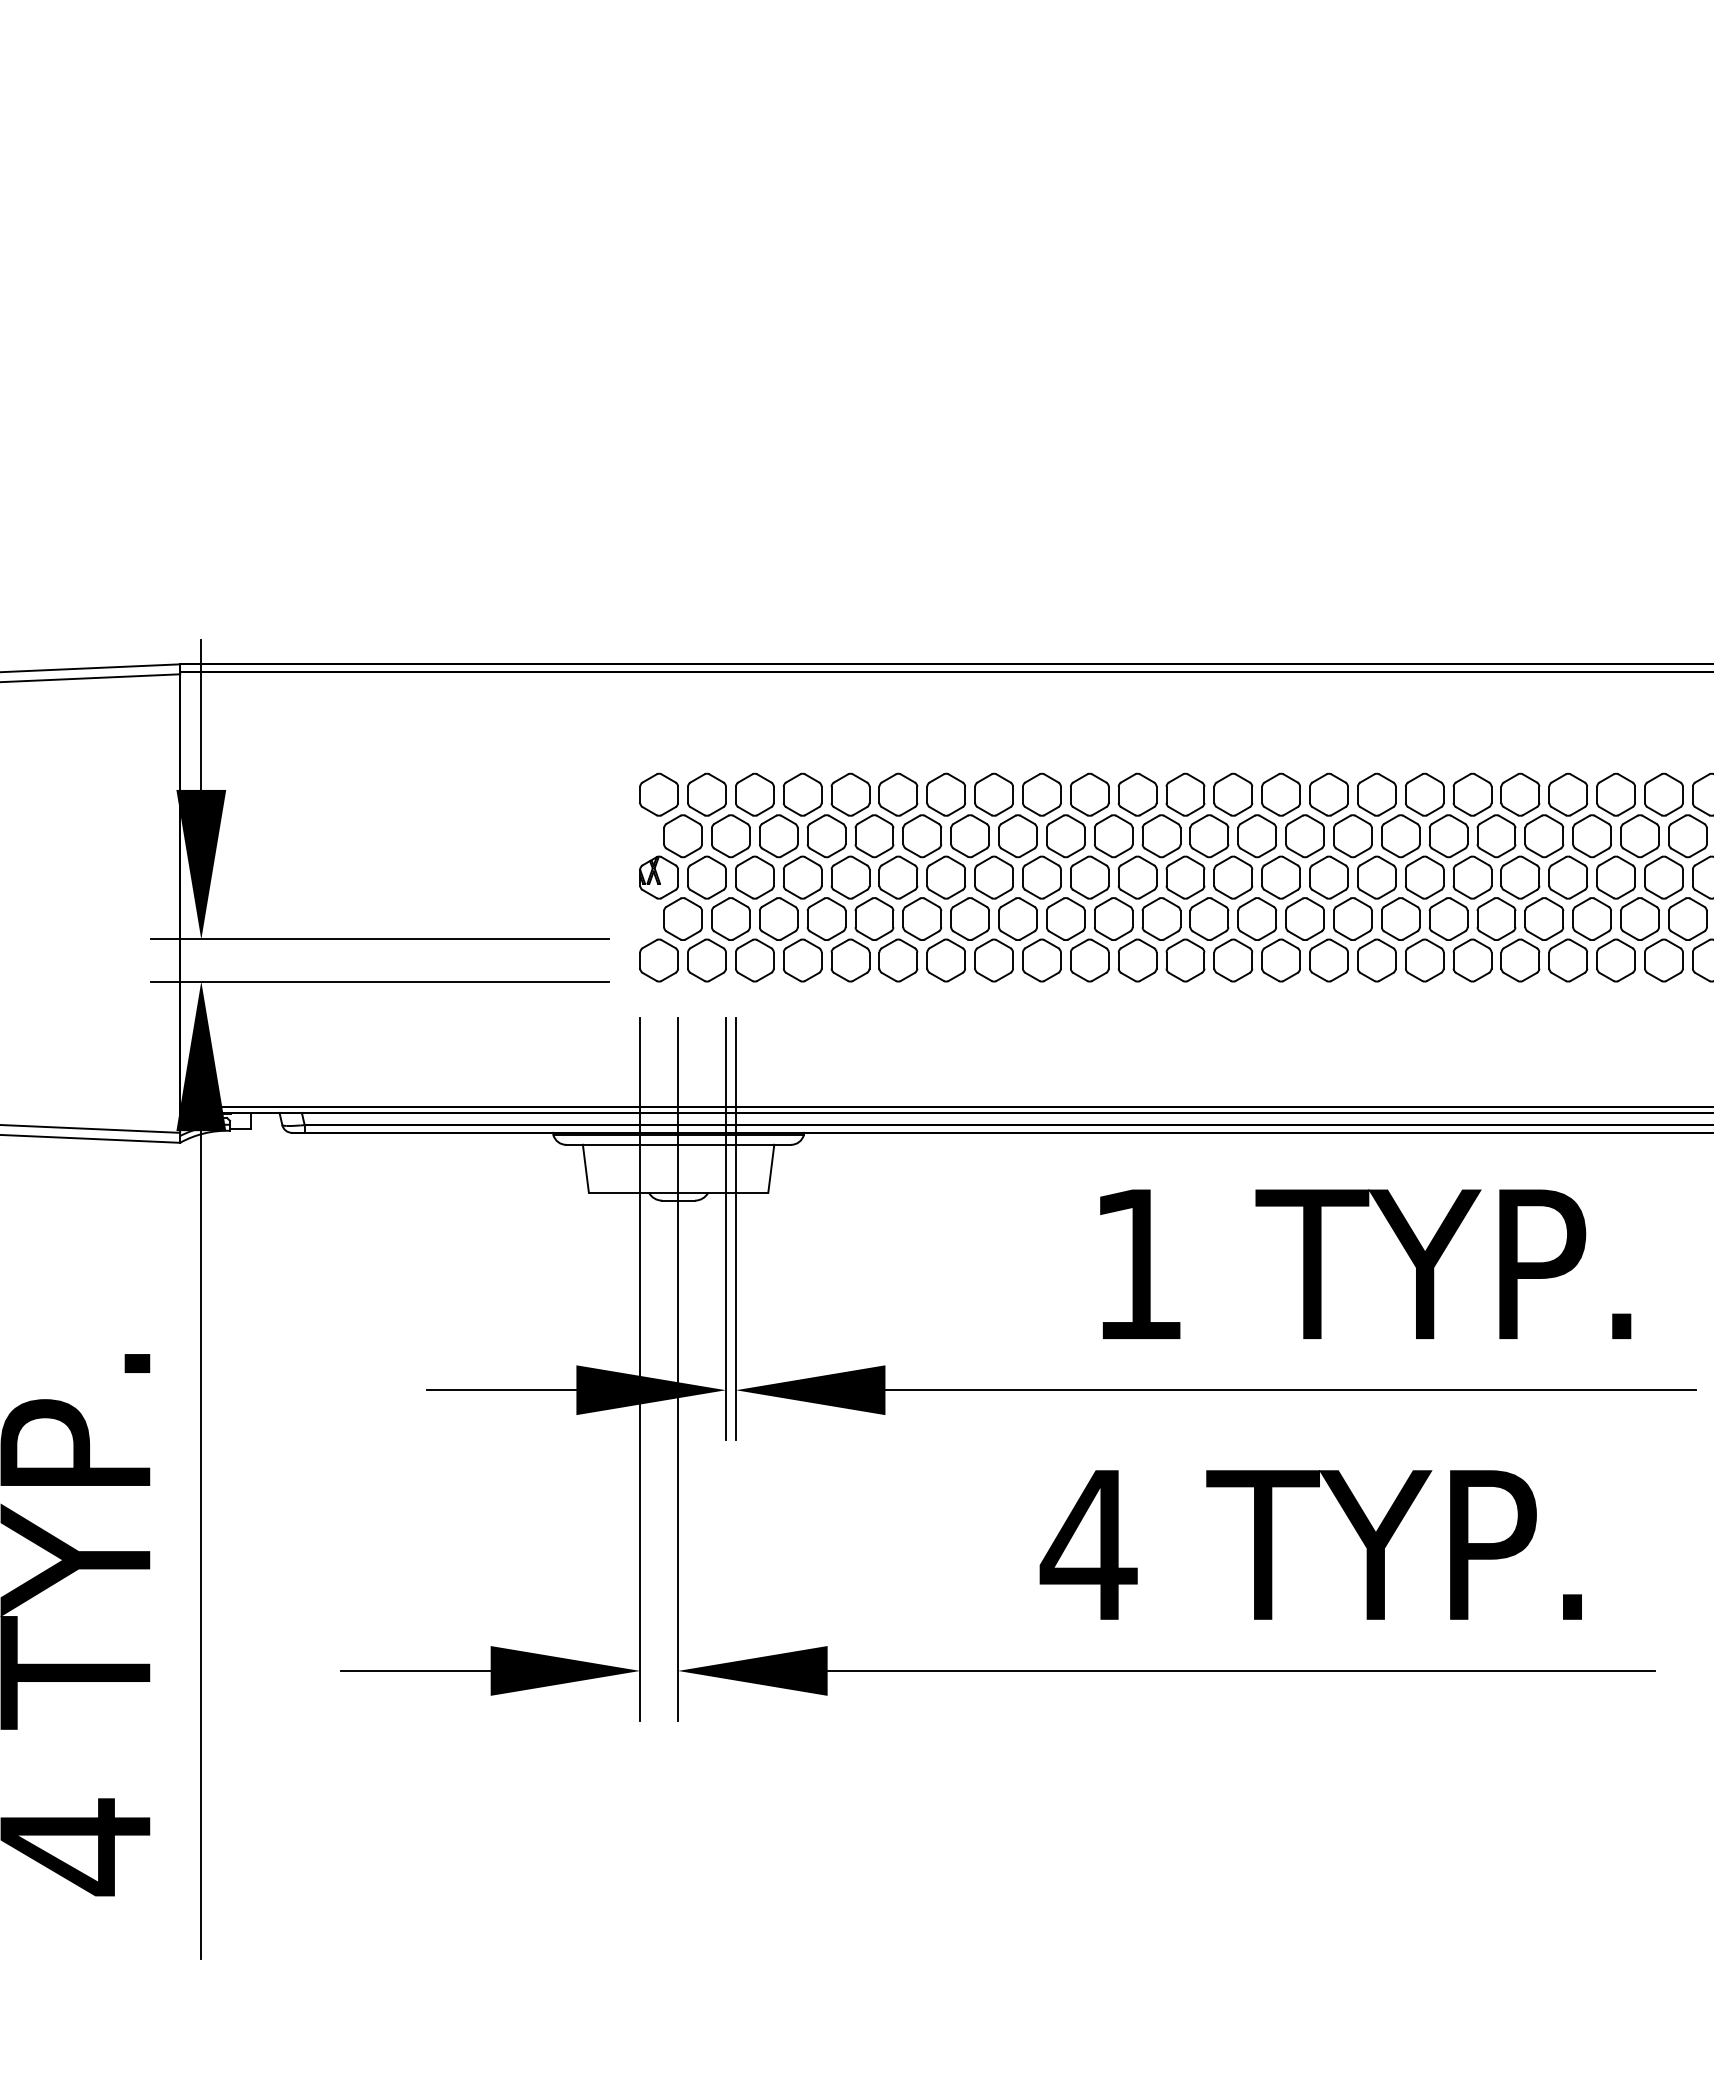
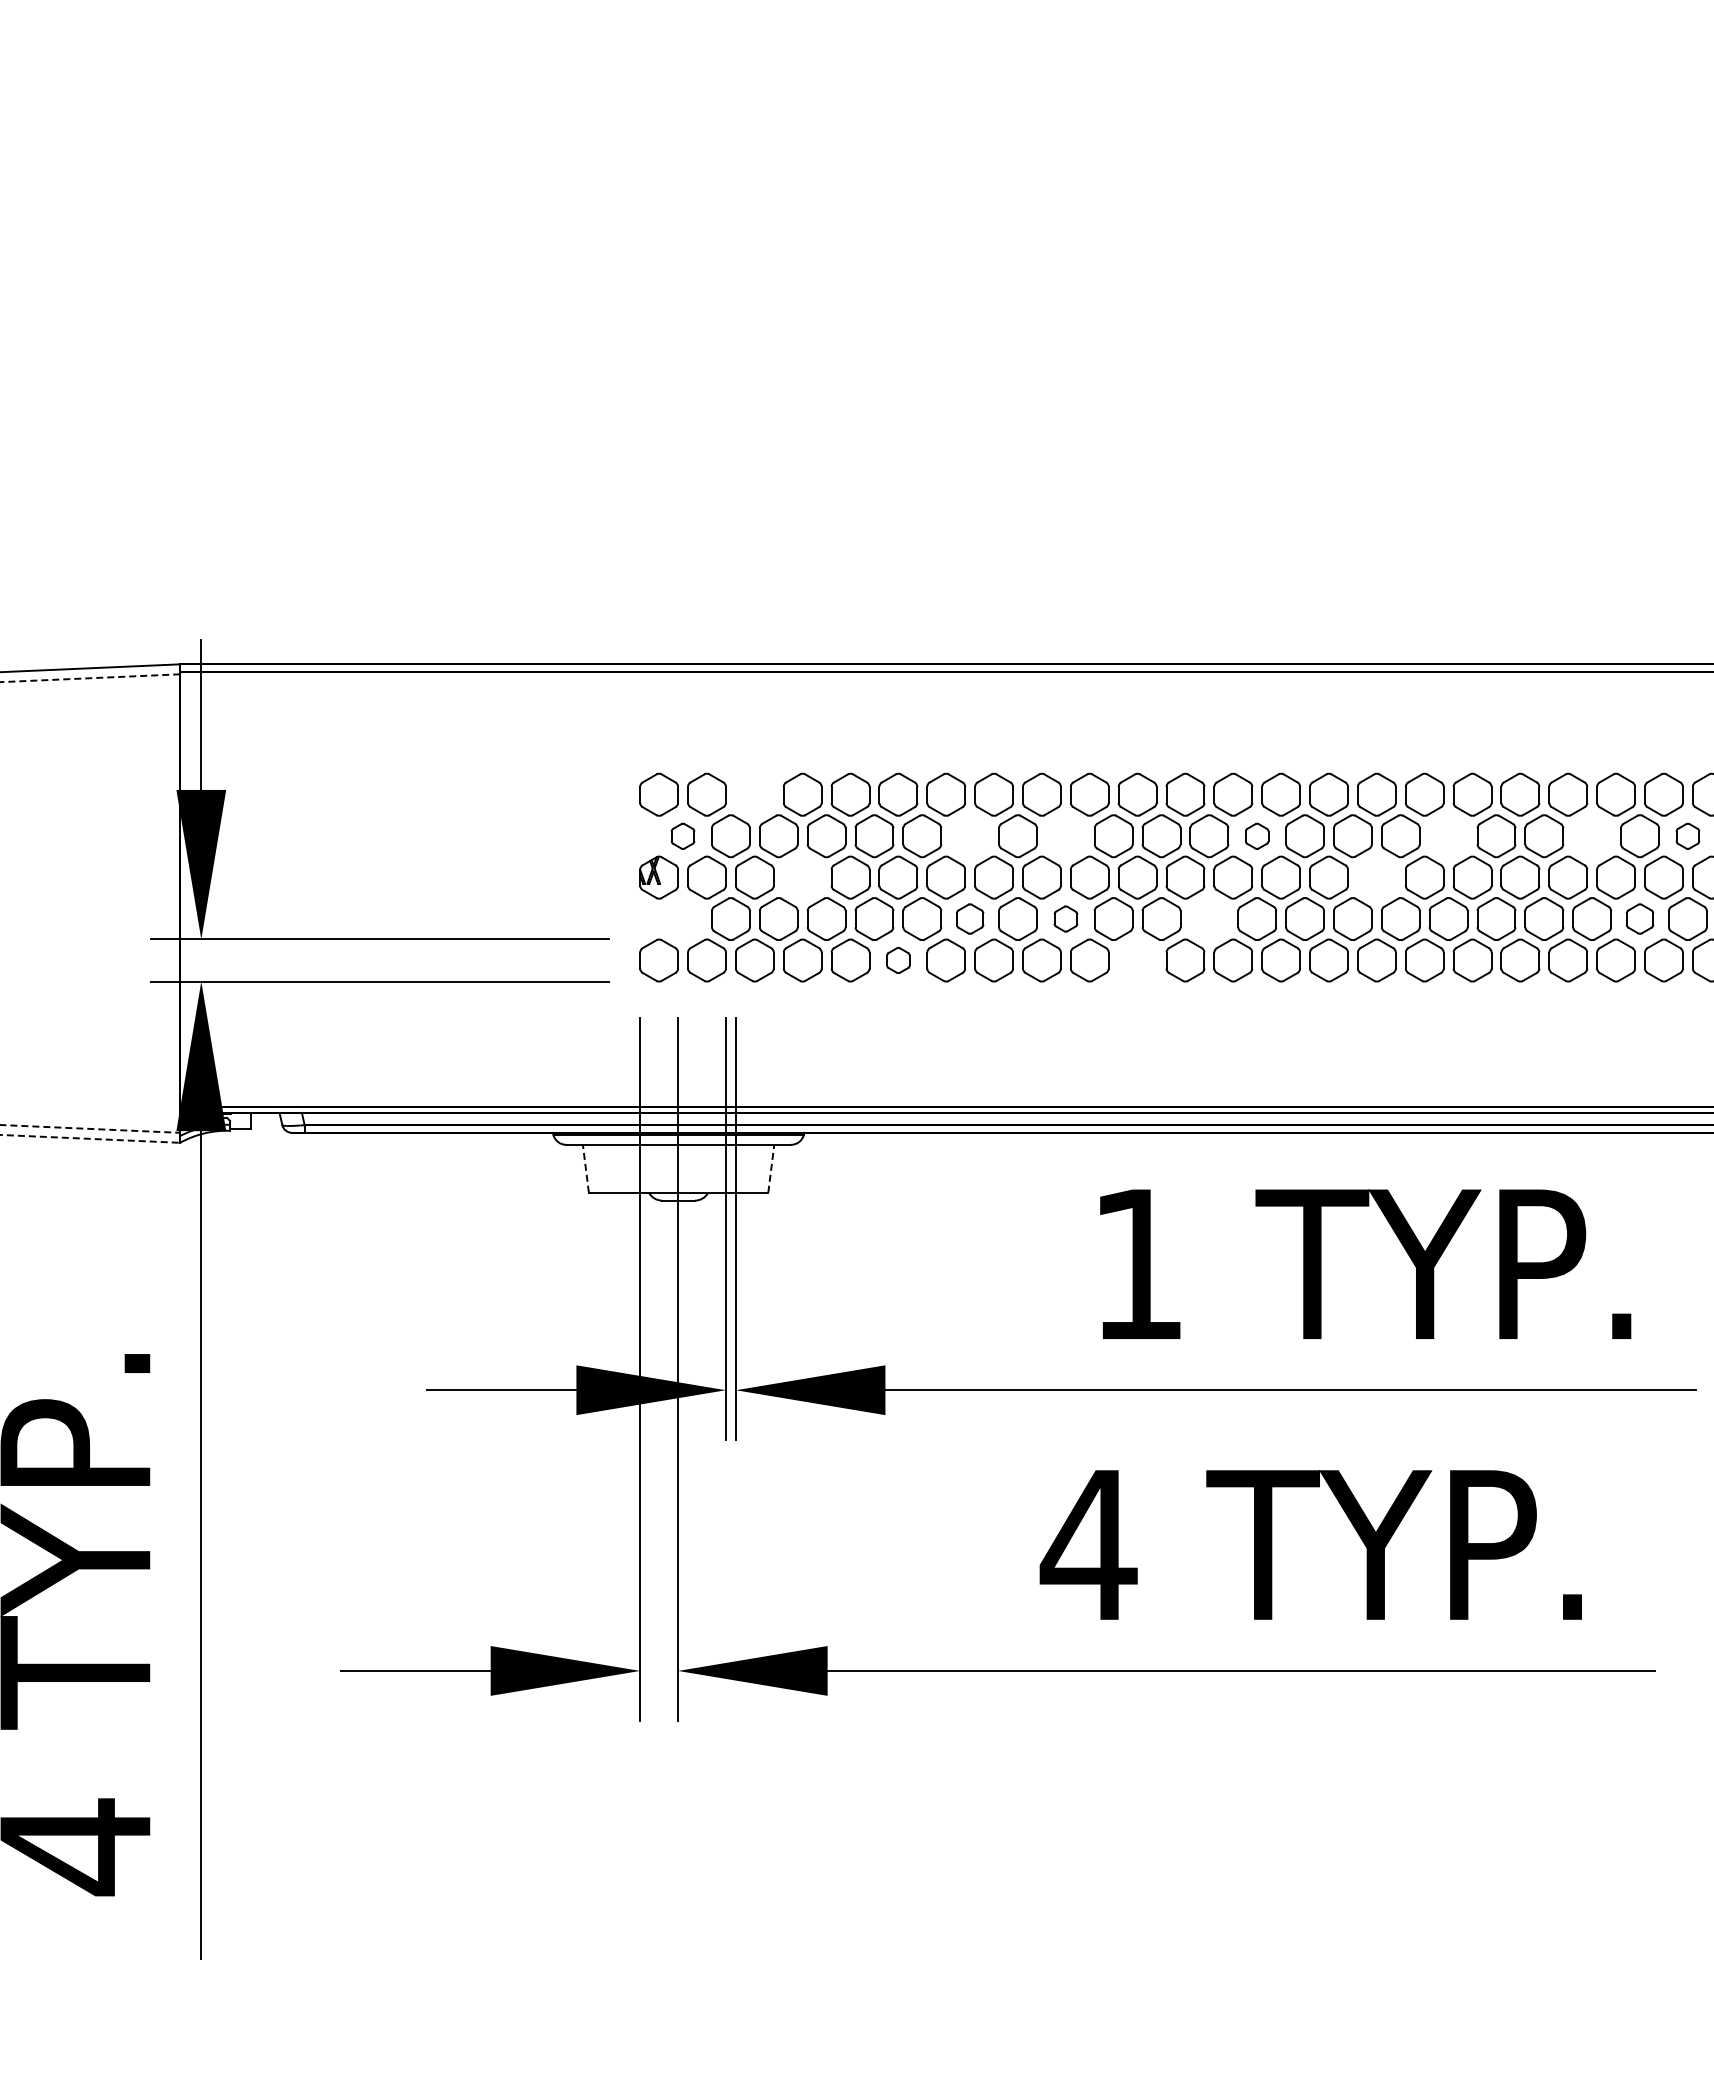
line: solid -> dashed (90, 678)
part: present -> none (754, 794)
part size: 40x45 px -> 26x28 px (682, 835)
part: present -> none (969, 836)
part: present -> none (1065, 836)
part size: 40x45 px -> 25x28 px (1257, 835)
part: present -> none (1448, 836)
part: present -> none (1591, 836)
part size: 40x45 px -> 26x28 px (1687, 835)
part: present -> none (802, 877)
part: present -> none (1376, 877)
part: present -> none (682, 918)
part size: 40x44 px -> 29x32 px (970, 918)
part size: 40x44 px -> 26x28 px (1065, 918)
part: present -> none (1209, 918)
part size: 40x44 px -> 29x32 px (1640, 918)
part size: 41x45 px -> 25x27 px (898, 960)
part: present -> none (1137, 960)
line: solid -> dashed (90, 1128)
line: solid -> dashed (90, 1138)
line: solid -> dashed (585, 1168)
line: solid -> dashed (771, 1168)
